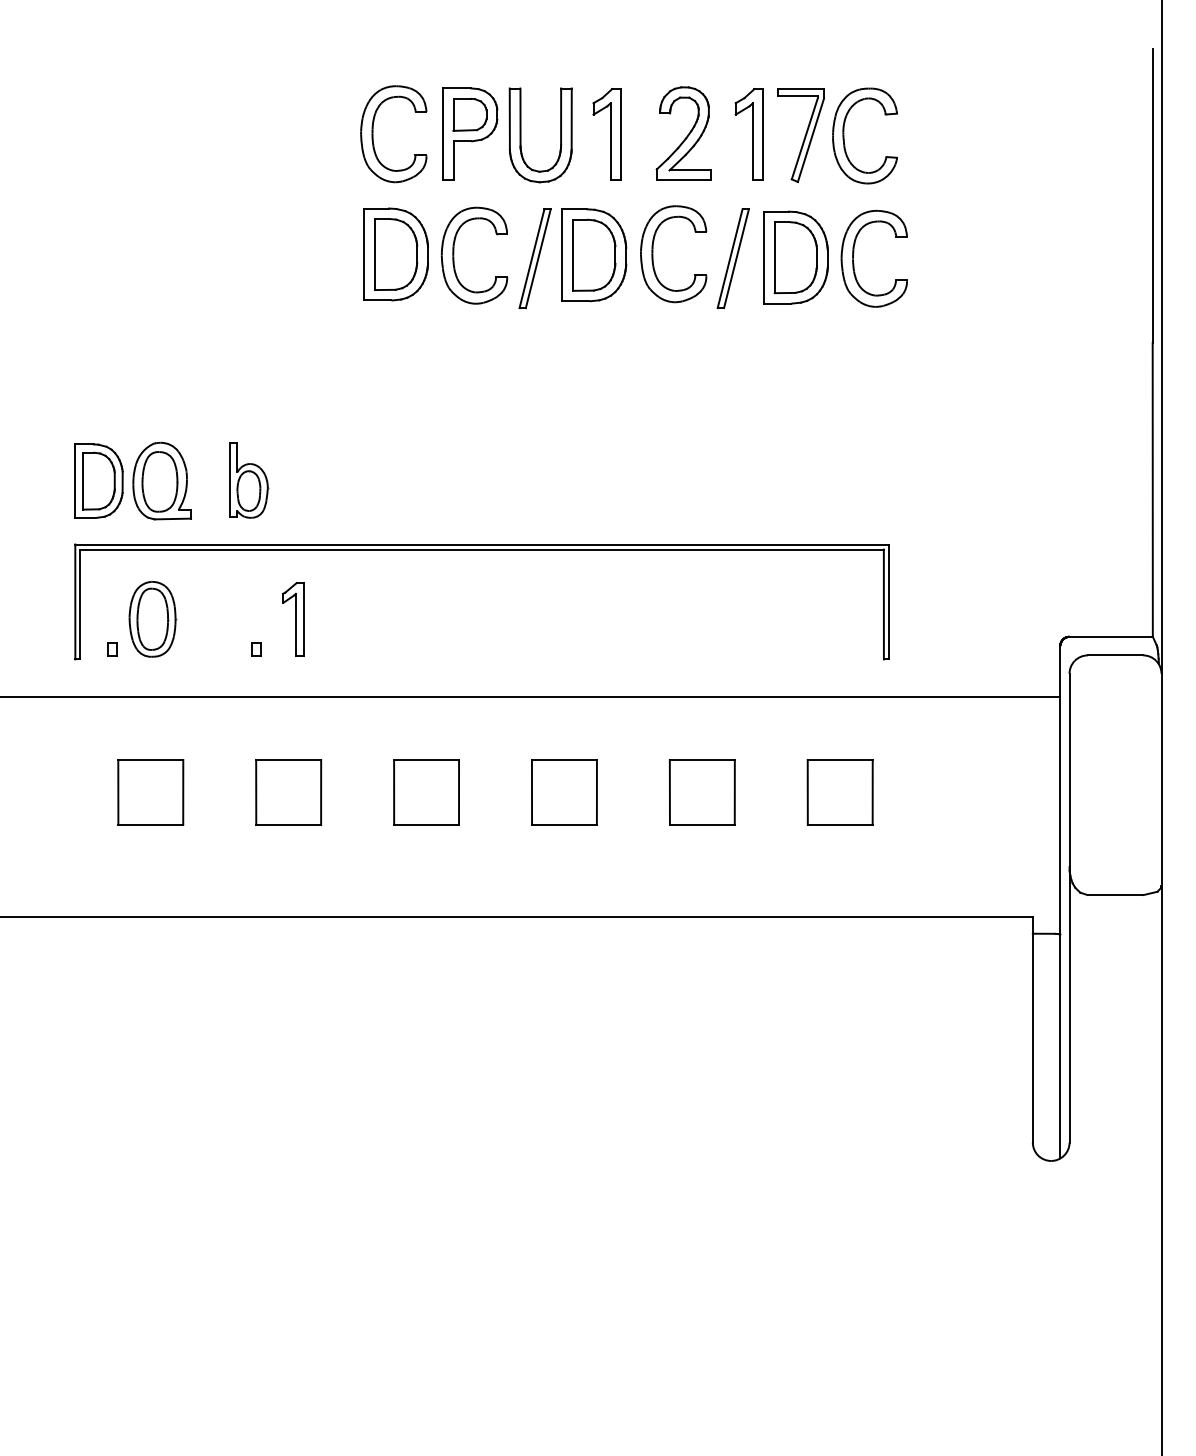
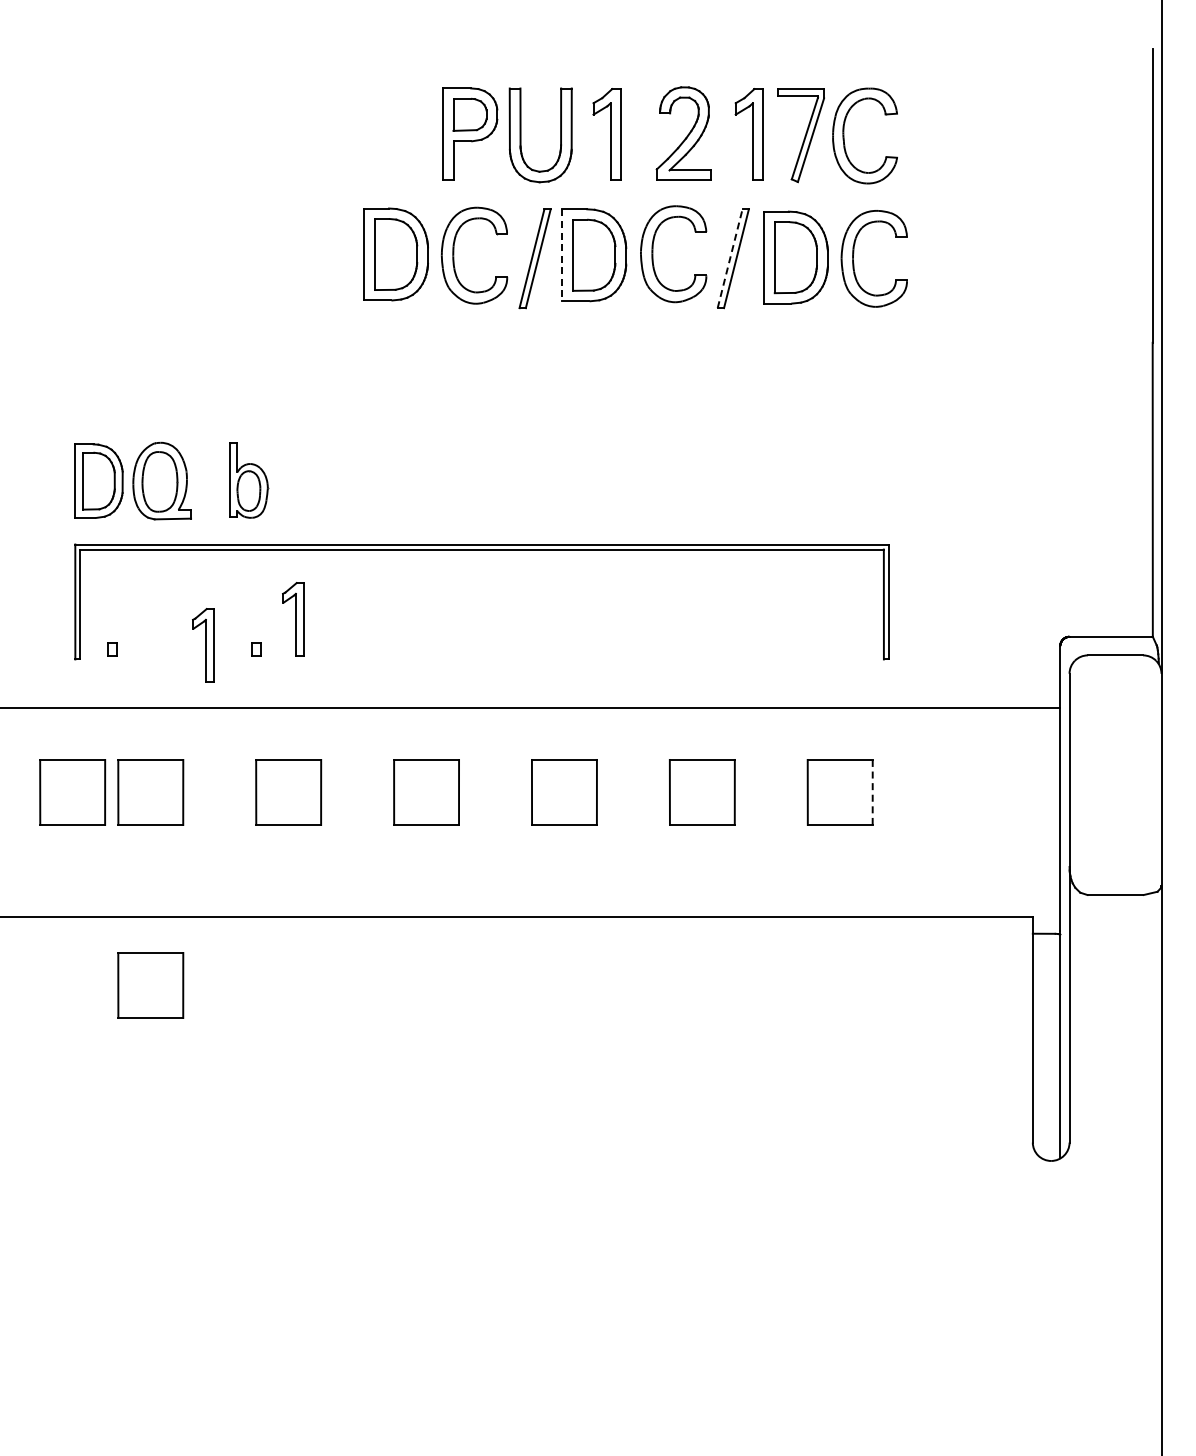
part: present -> none (373, 134)
line: solid -> dashed (562, 255)
line: solid -> dashed (730, 258)
part: present -> none (152, 619)
part: none -> present (203, 645)
line position: (531, 697) -> (531, 708) (531, 708)
part: none -> present (72, 792)
line: solid -> dashed (872, 792)
part: none -> present (150, 985)
